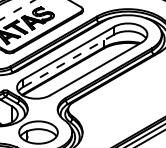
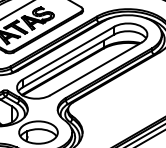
line: dashed -> solid (17, 10)
line: dashed -> solid (68, 60)
